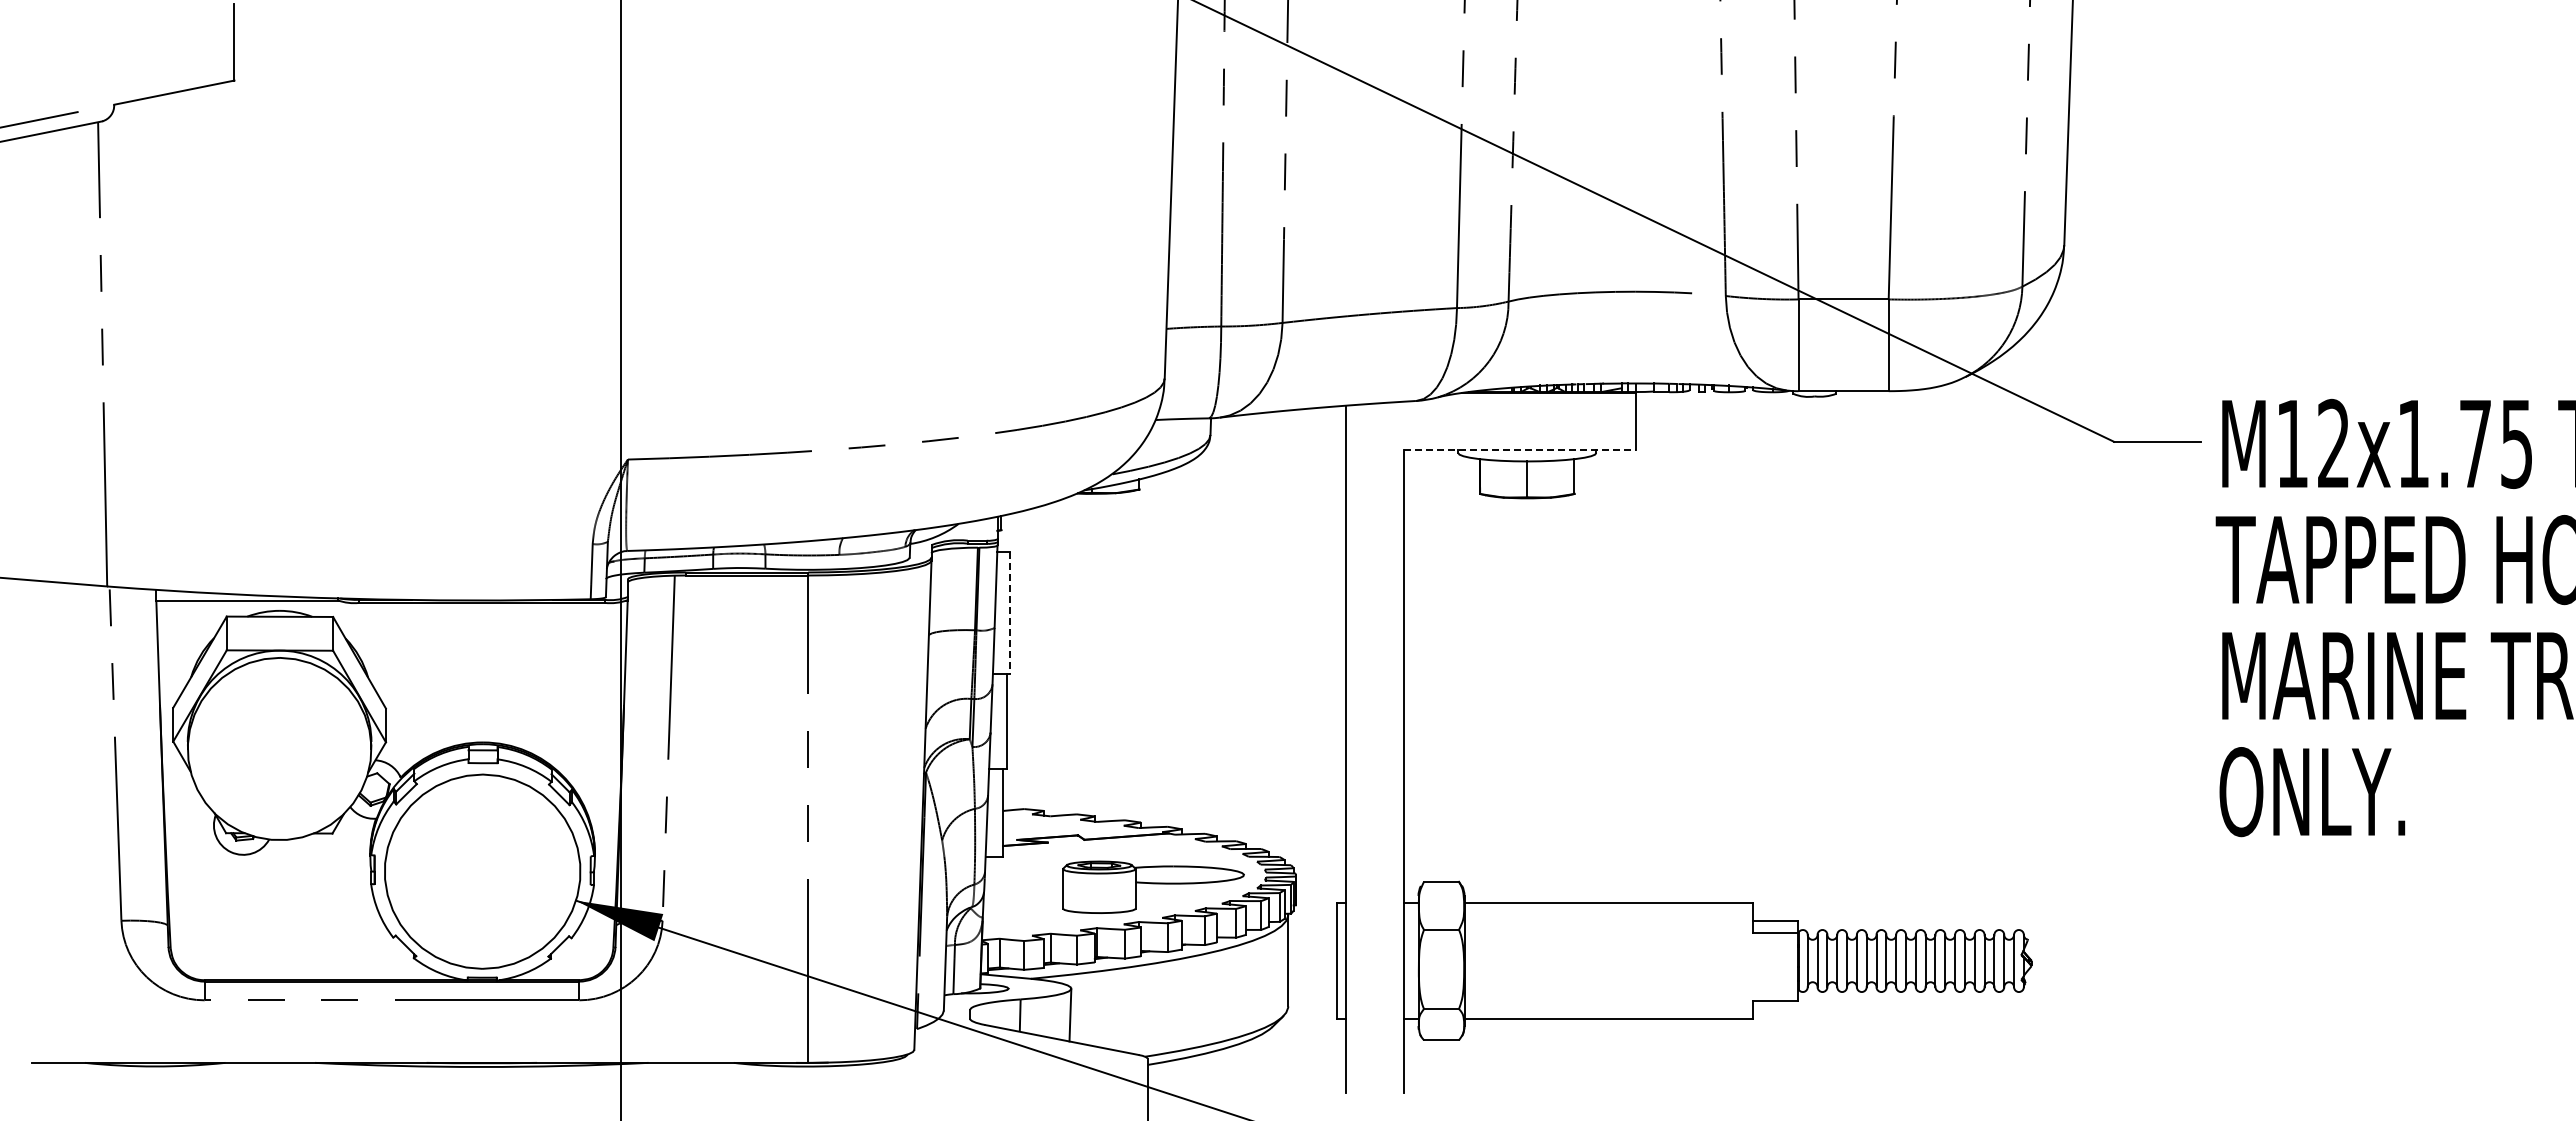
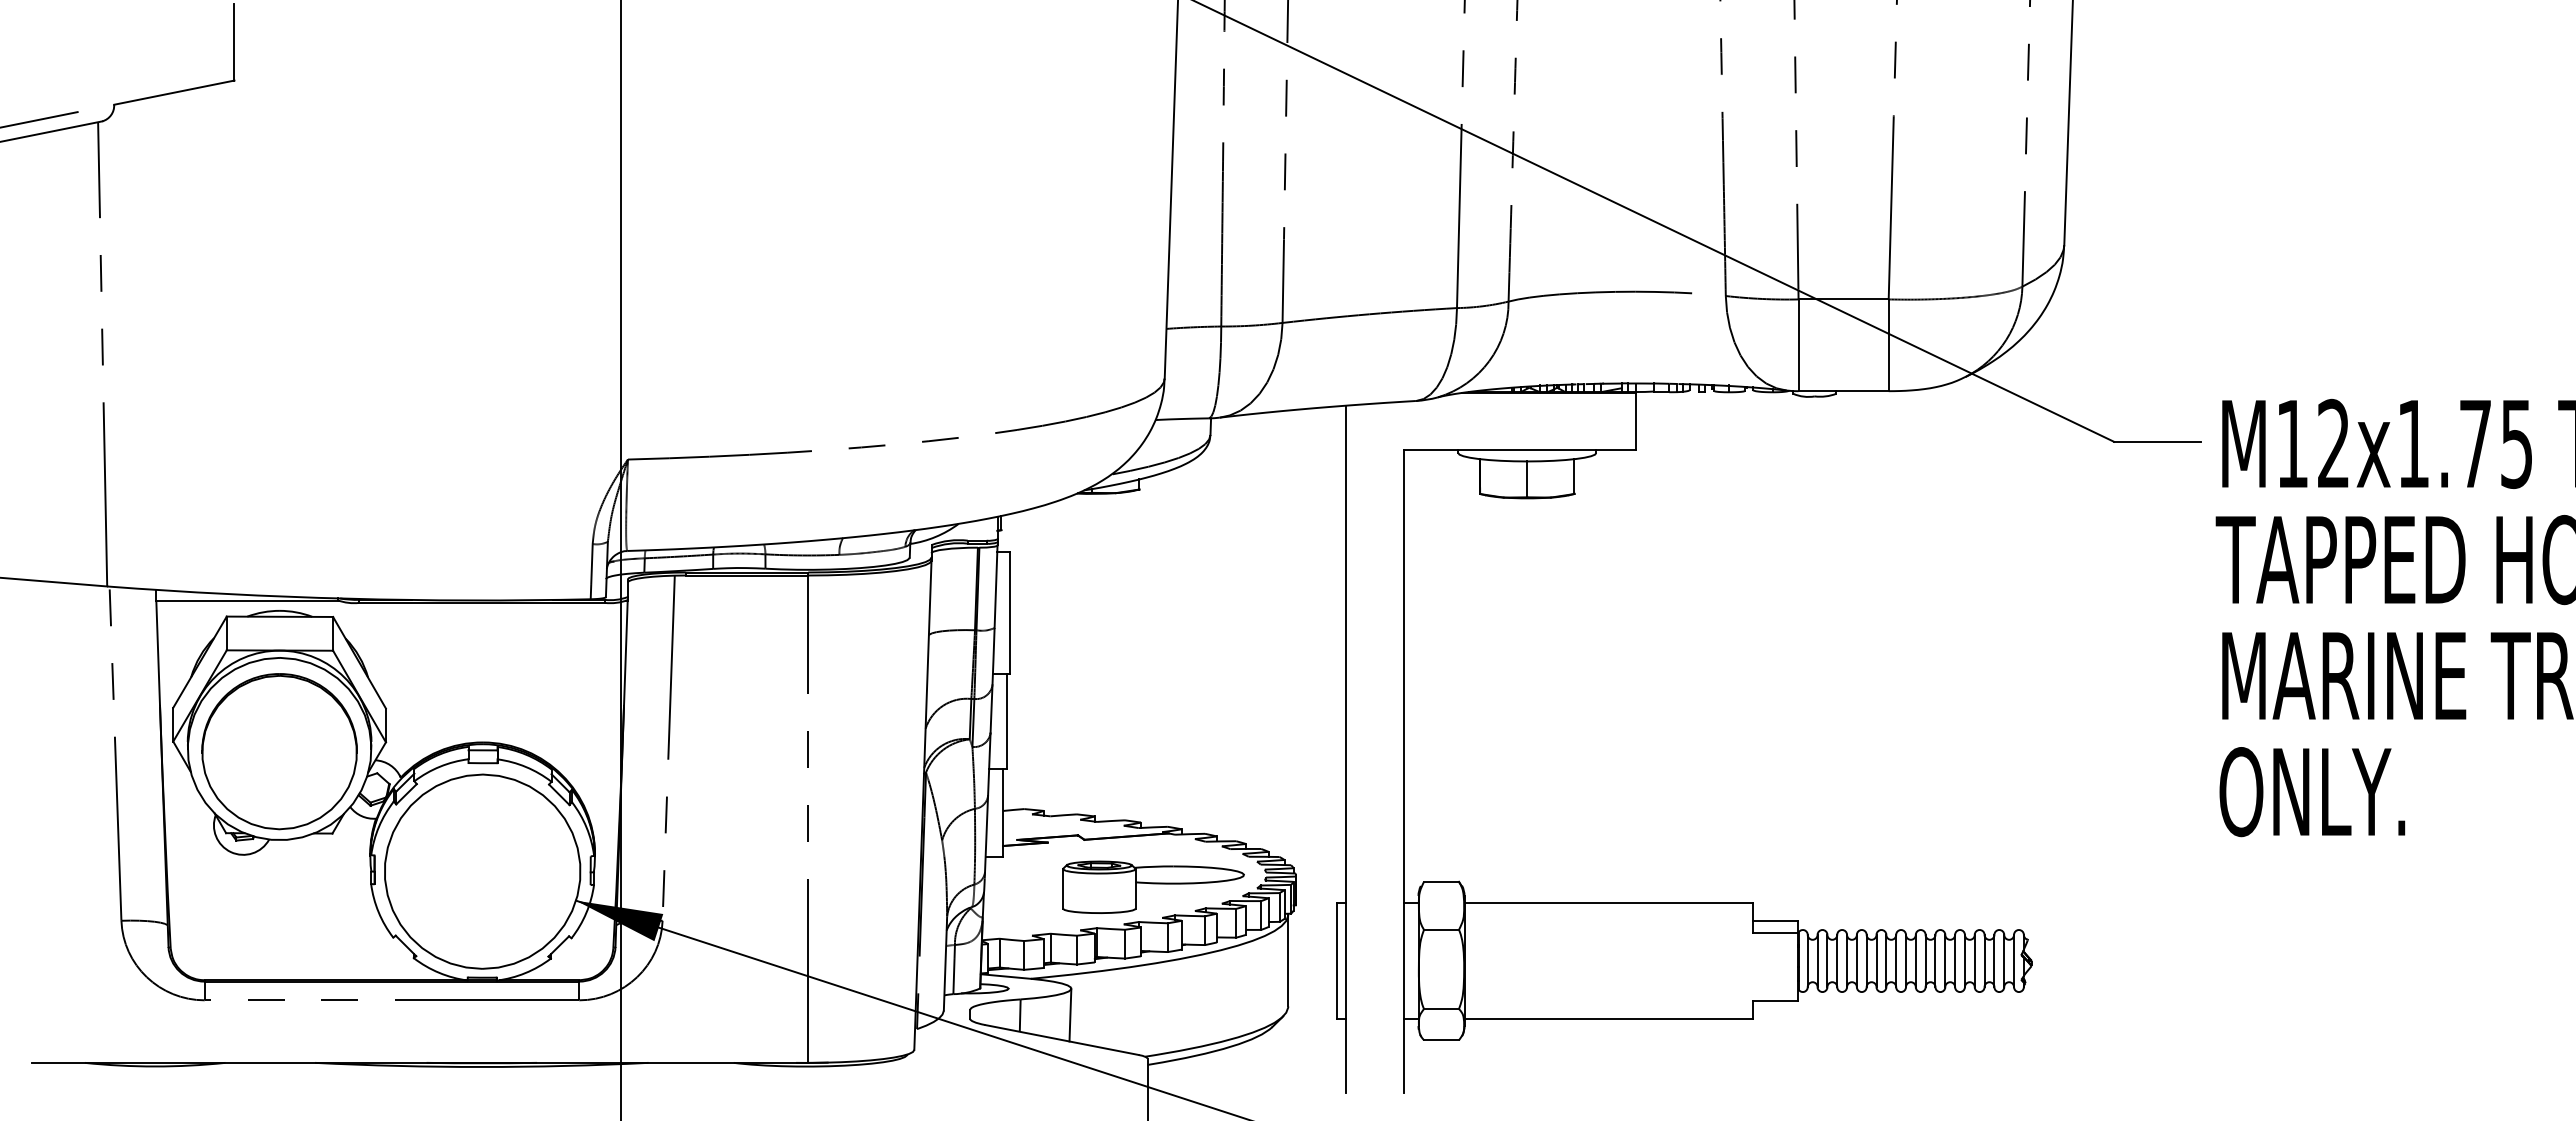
line: dashed -> solid (1520, 450)
line: dashed -> solid (1010, 613)
part: none -> present (279, 751)
